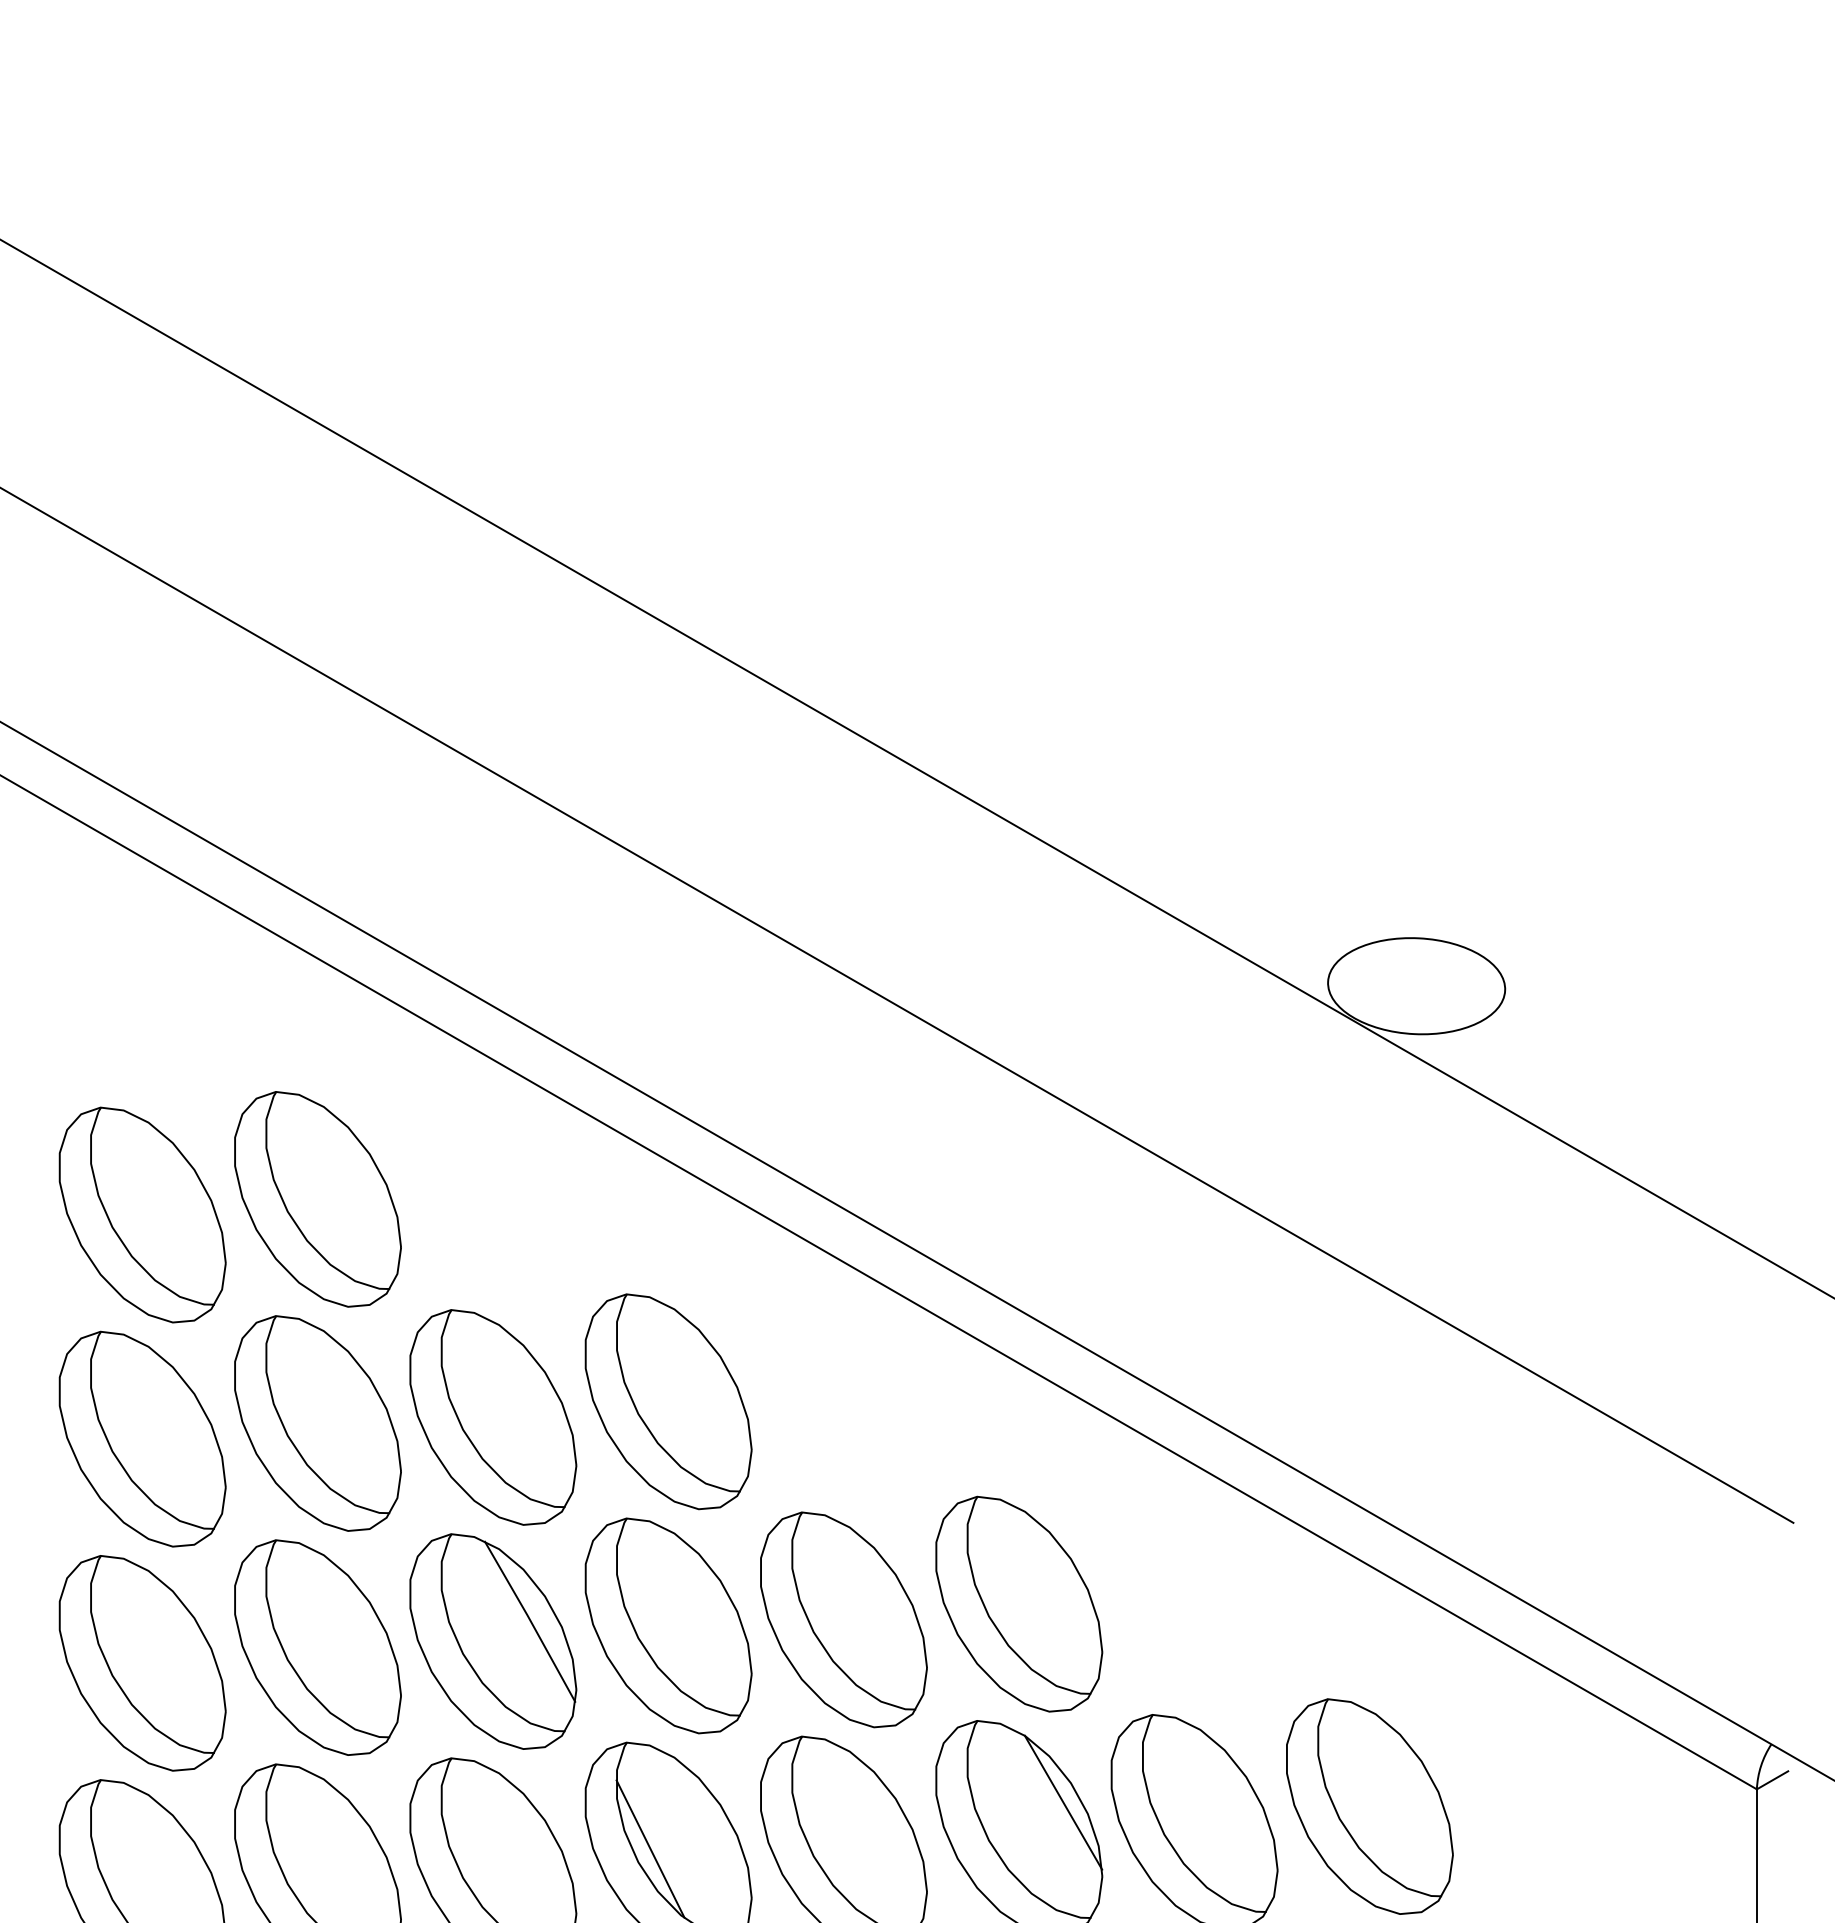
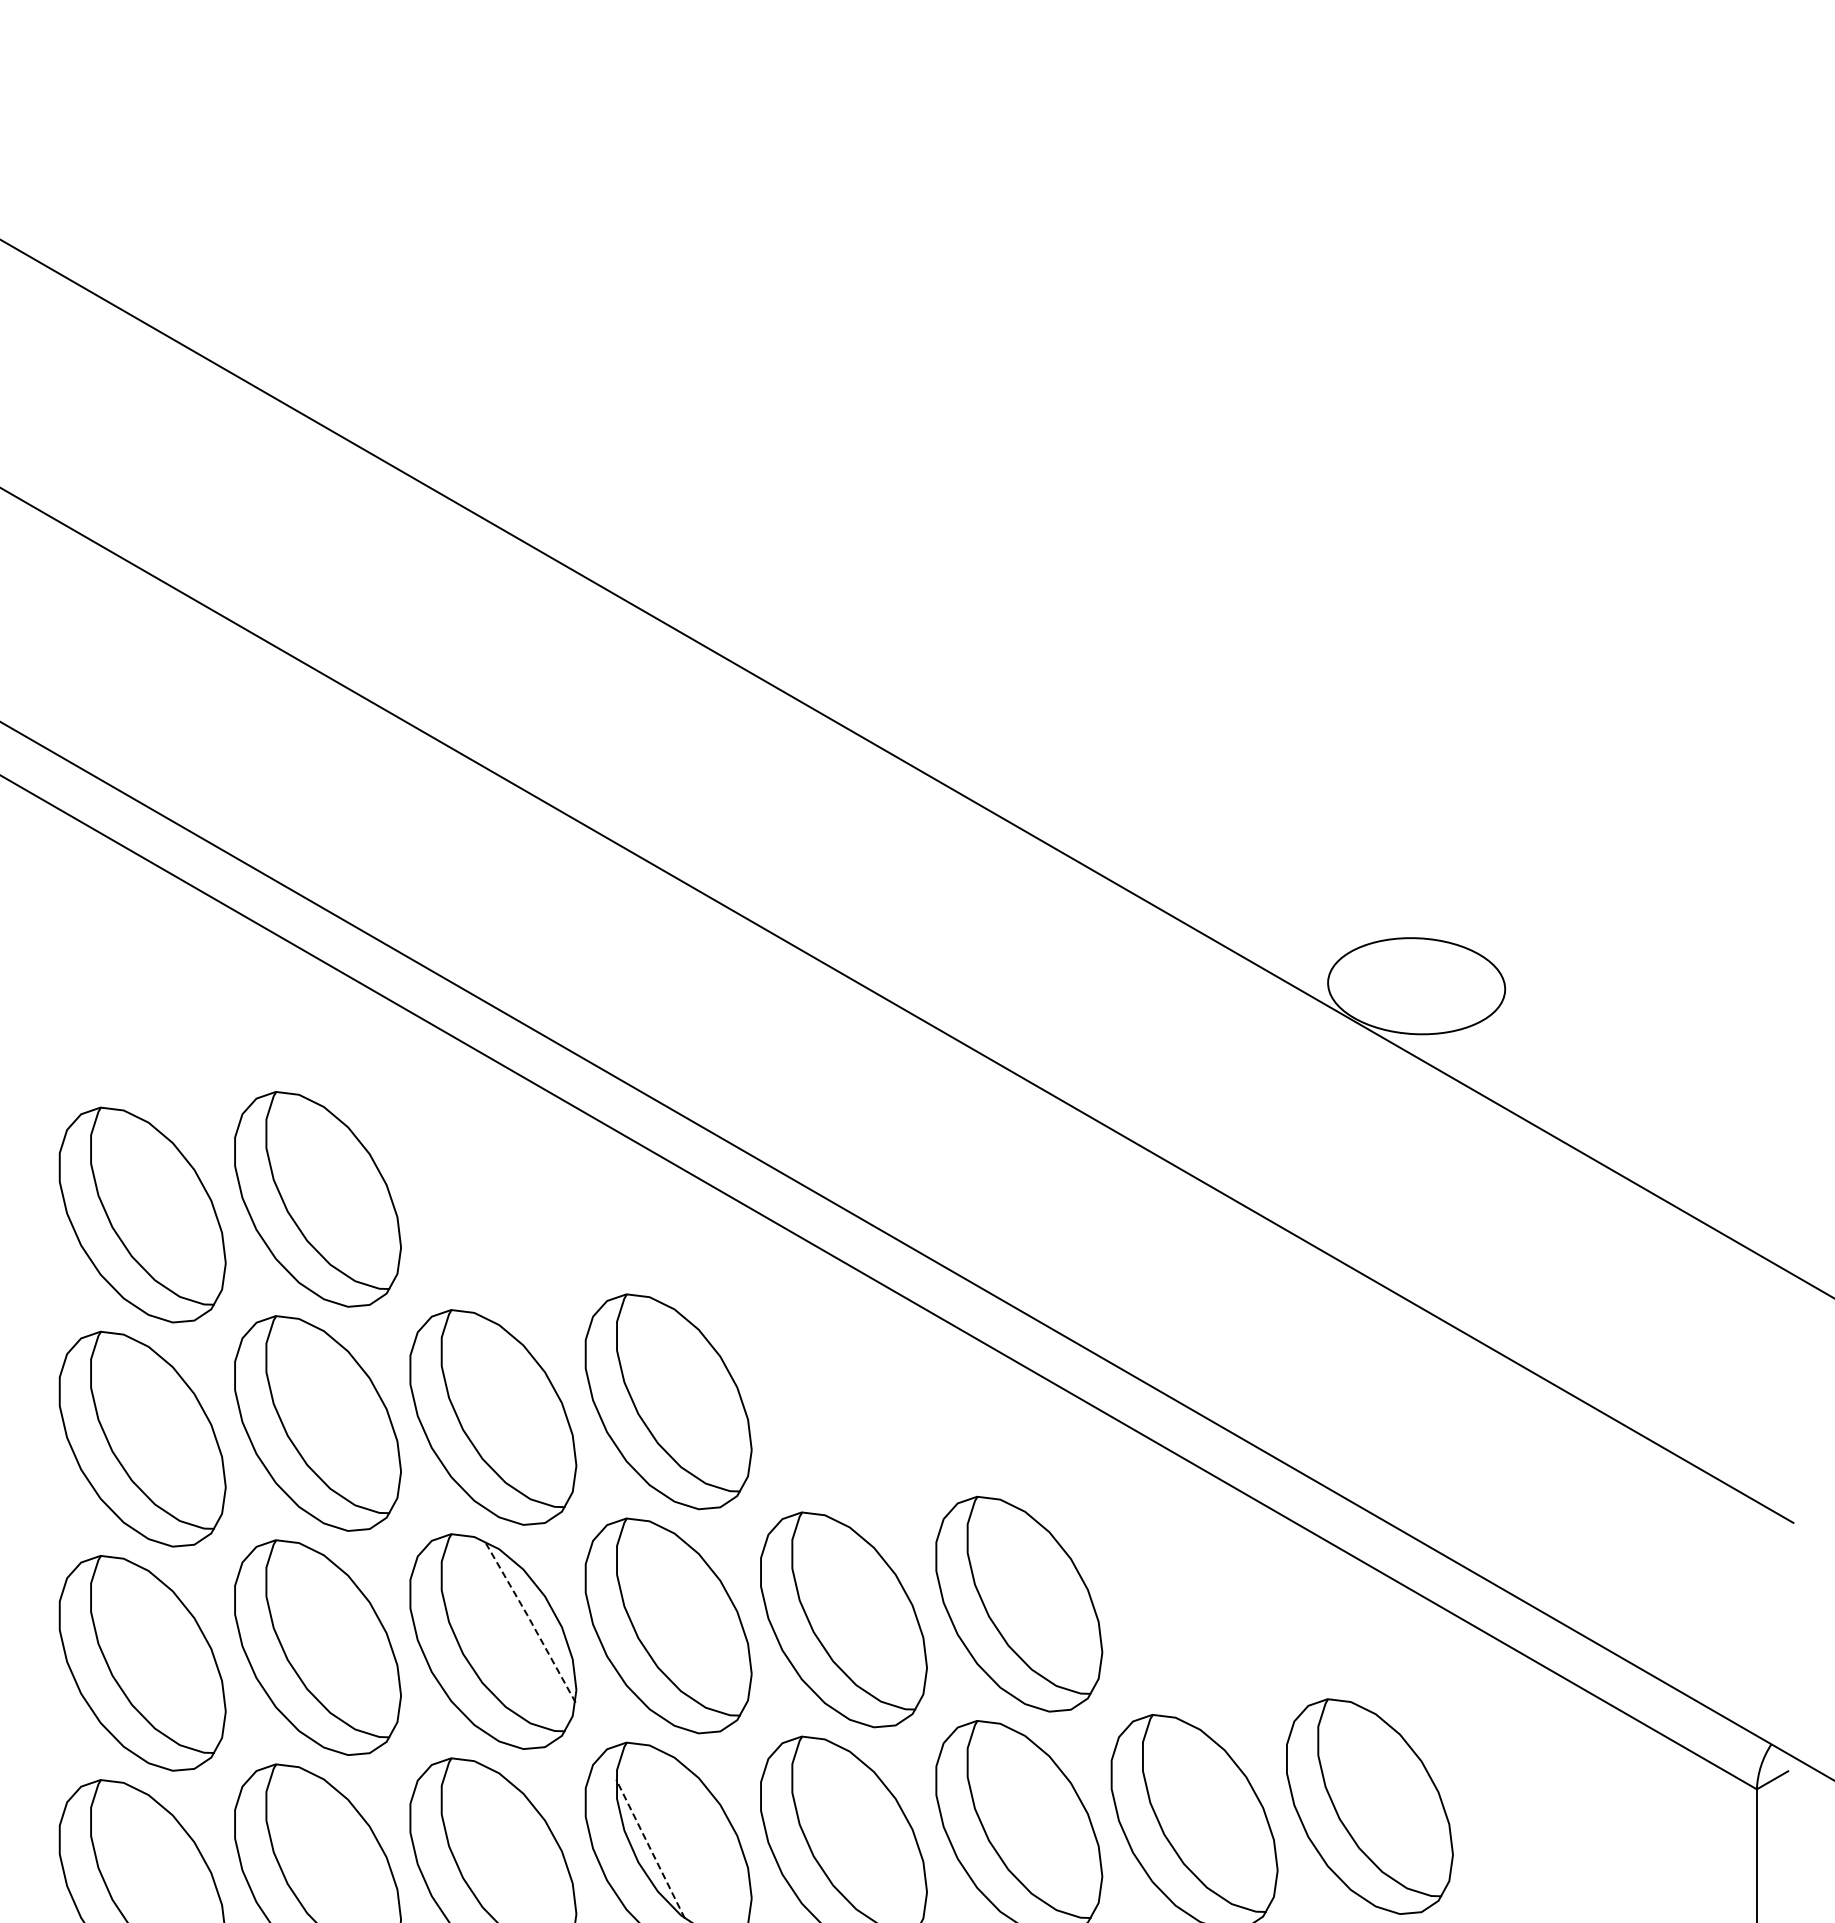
line: solid -> dashed (530, 1620)
line: present -> none (1063, 1802)
line: solid -> dashed (650, 1849)
